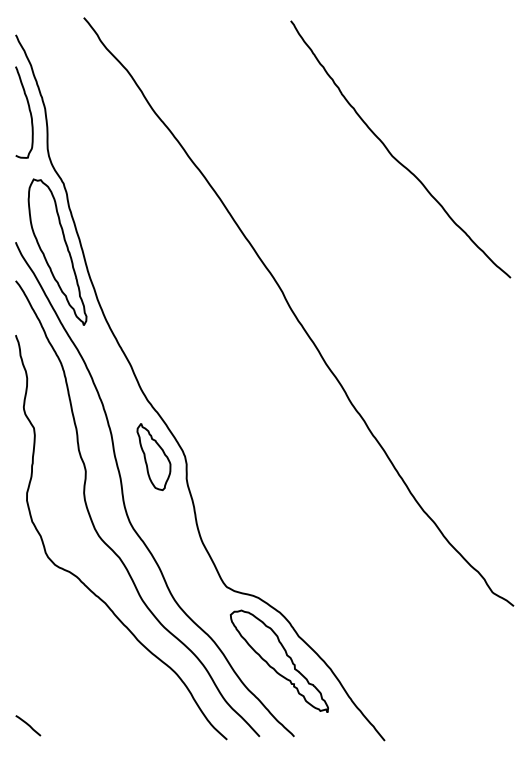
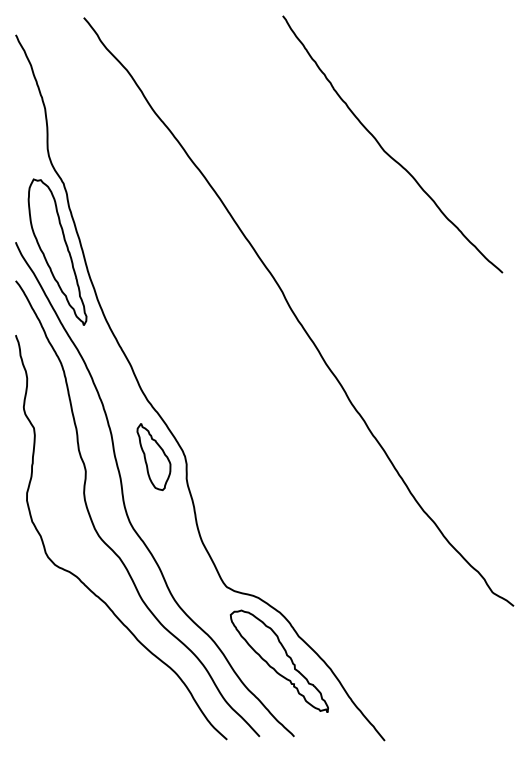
curve: present -> none (28, 109)
curve position: (393, 155) -> (385, 150) (385, 150)
line: present -> none (28, 725)
